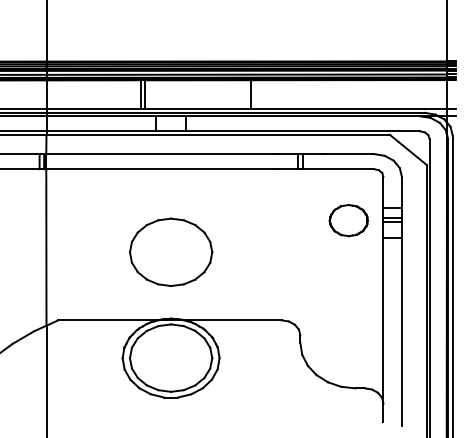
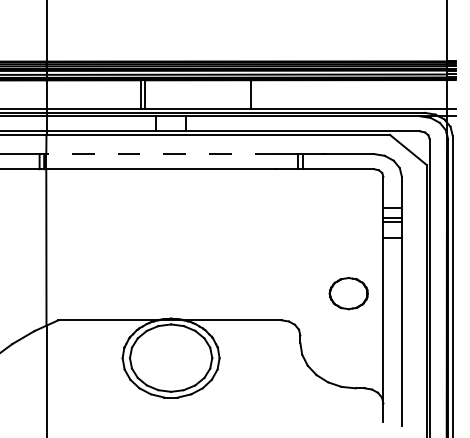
line: solid -> dashed (161, 154)
part position: (348, 220) -> (348, 293) (348, 293)
part: present -> none (171, 251)
